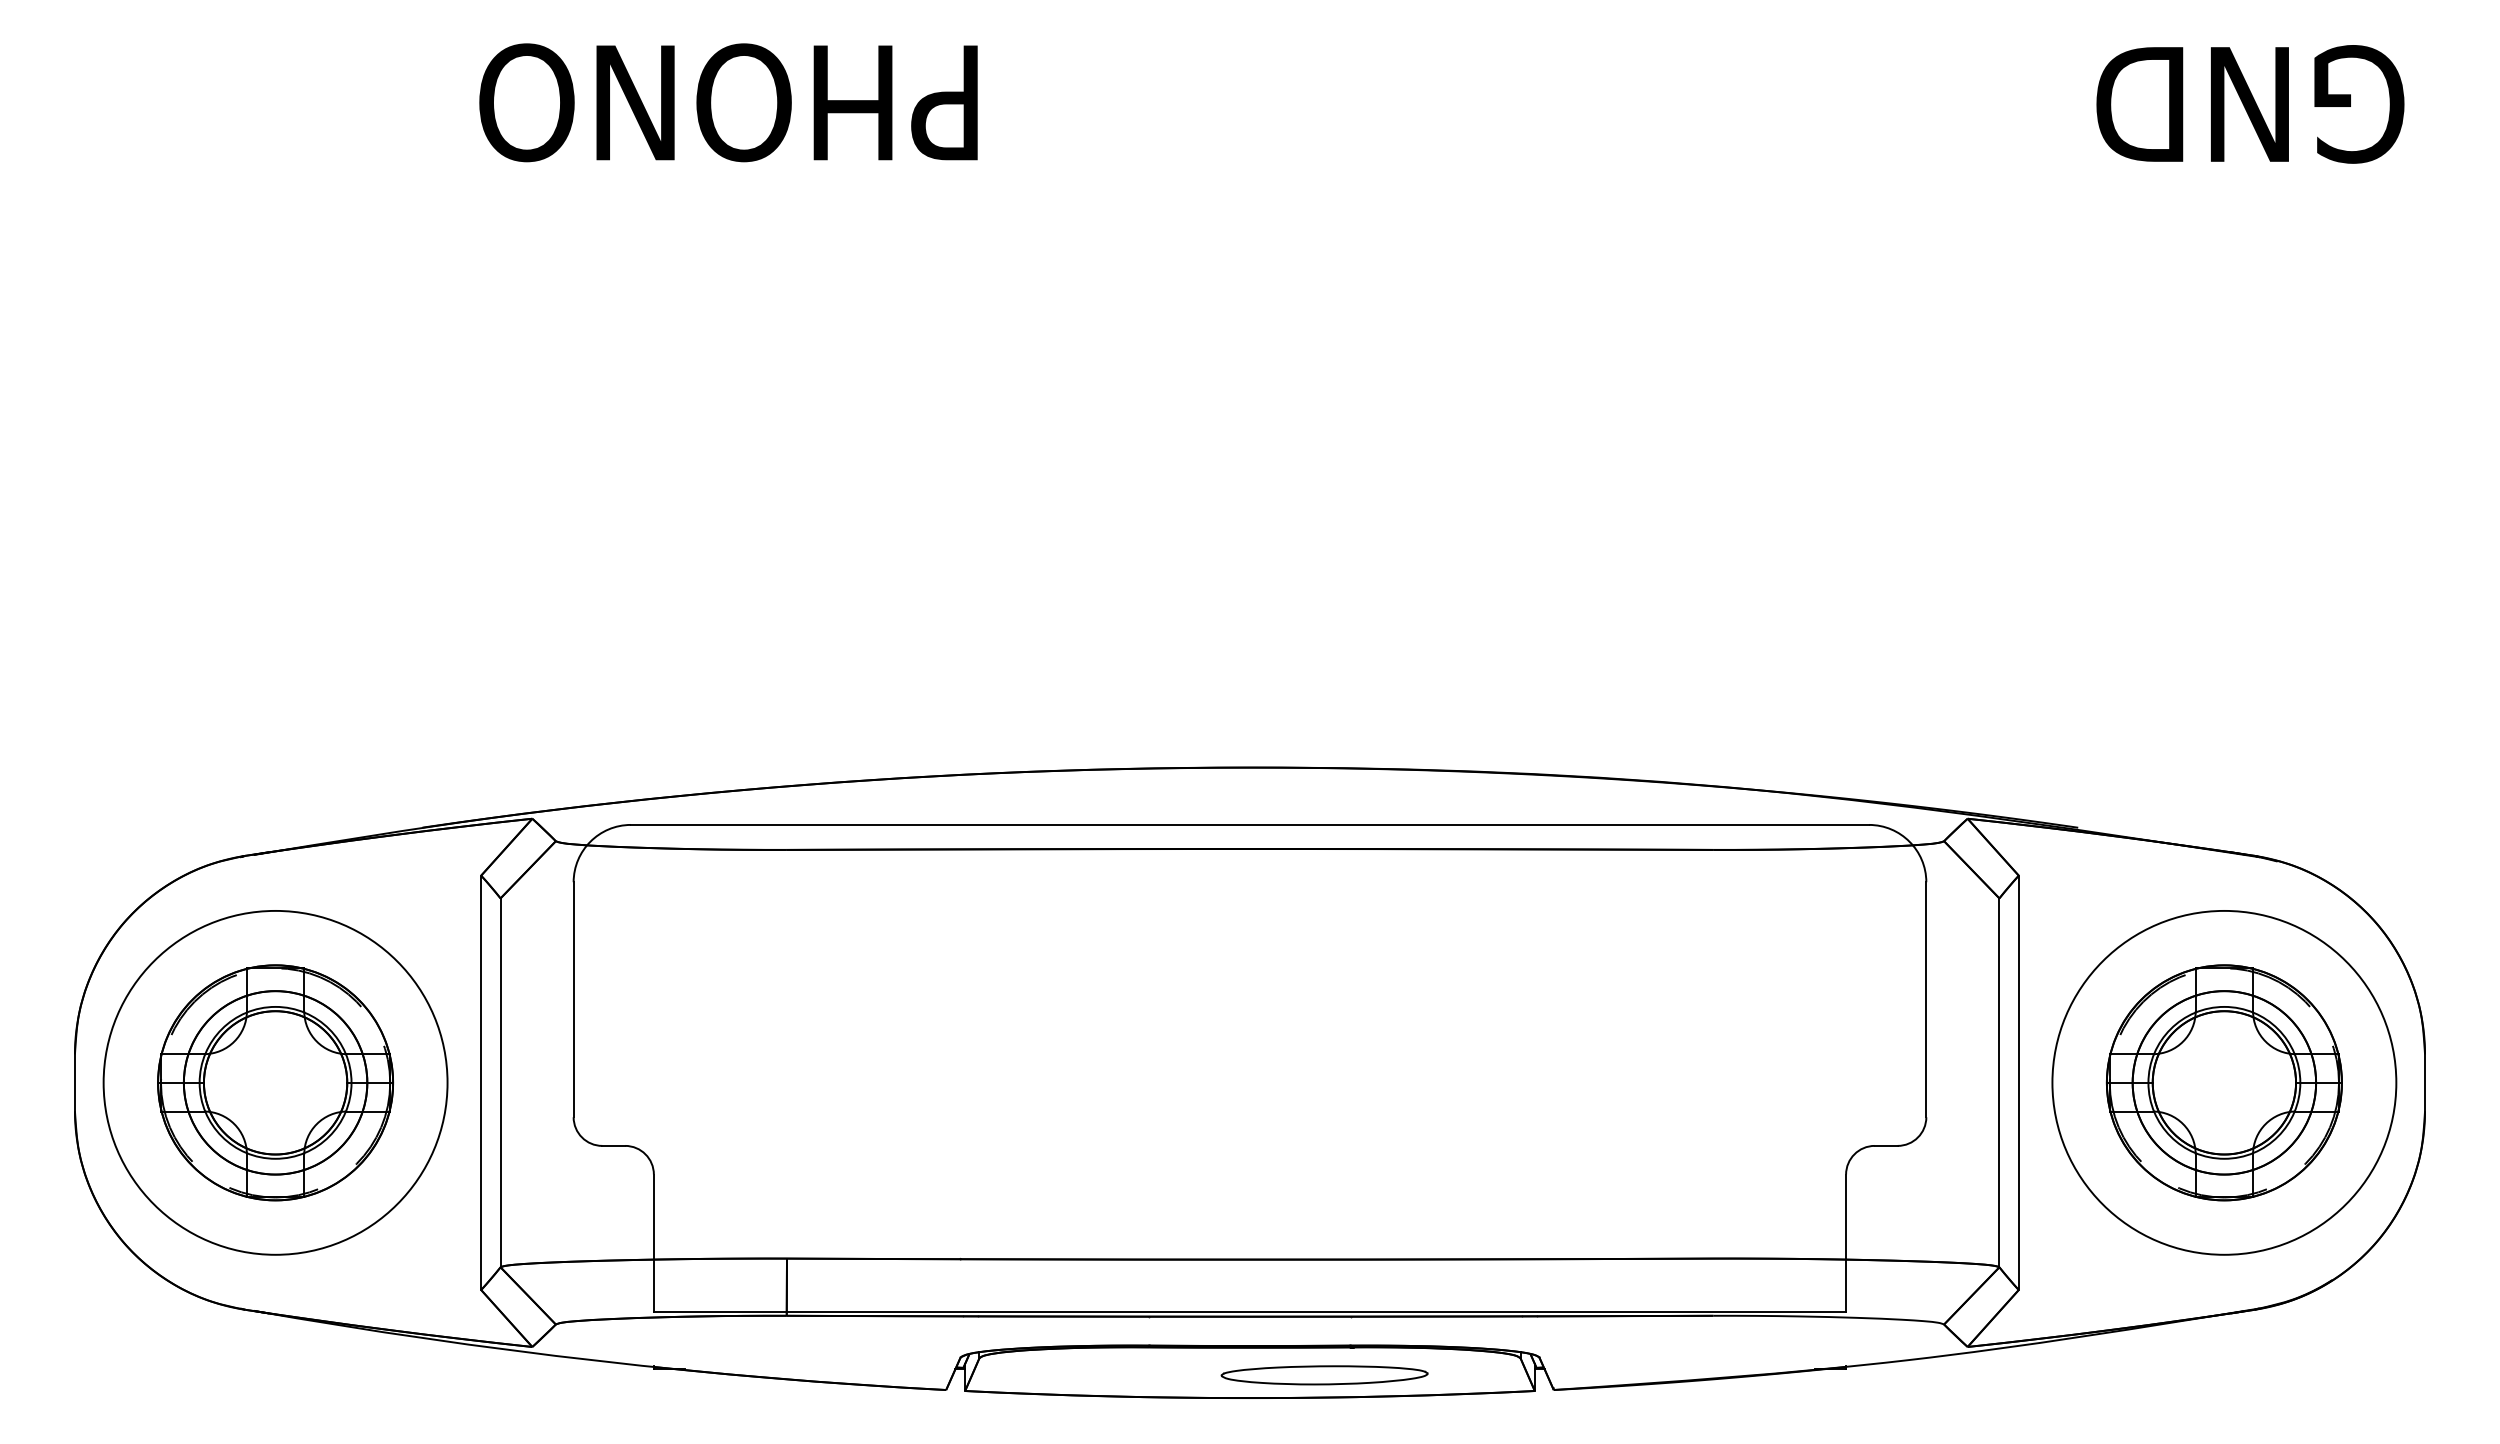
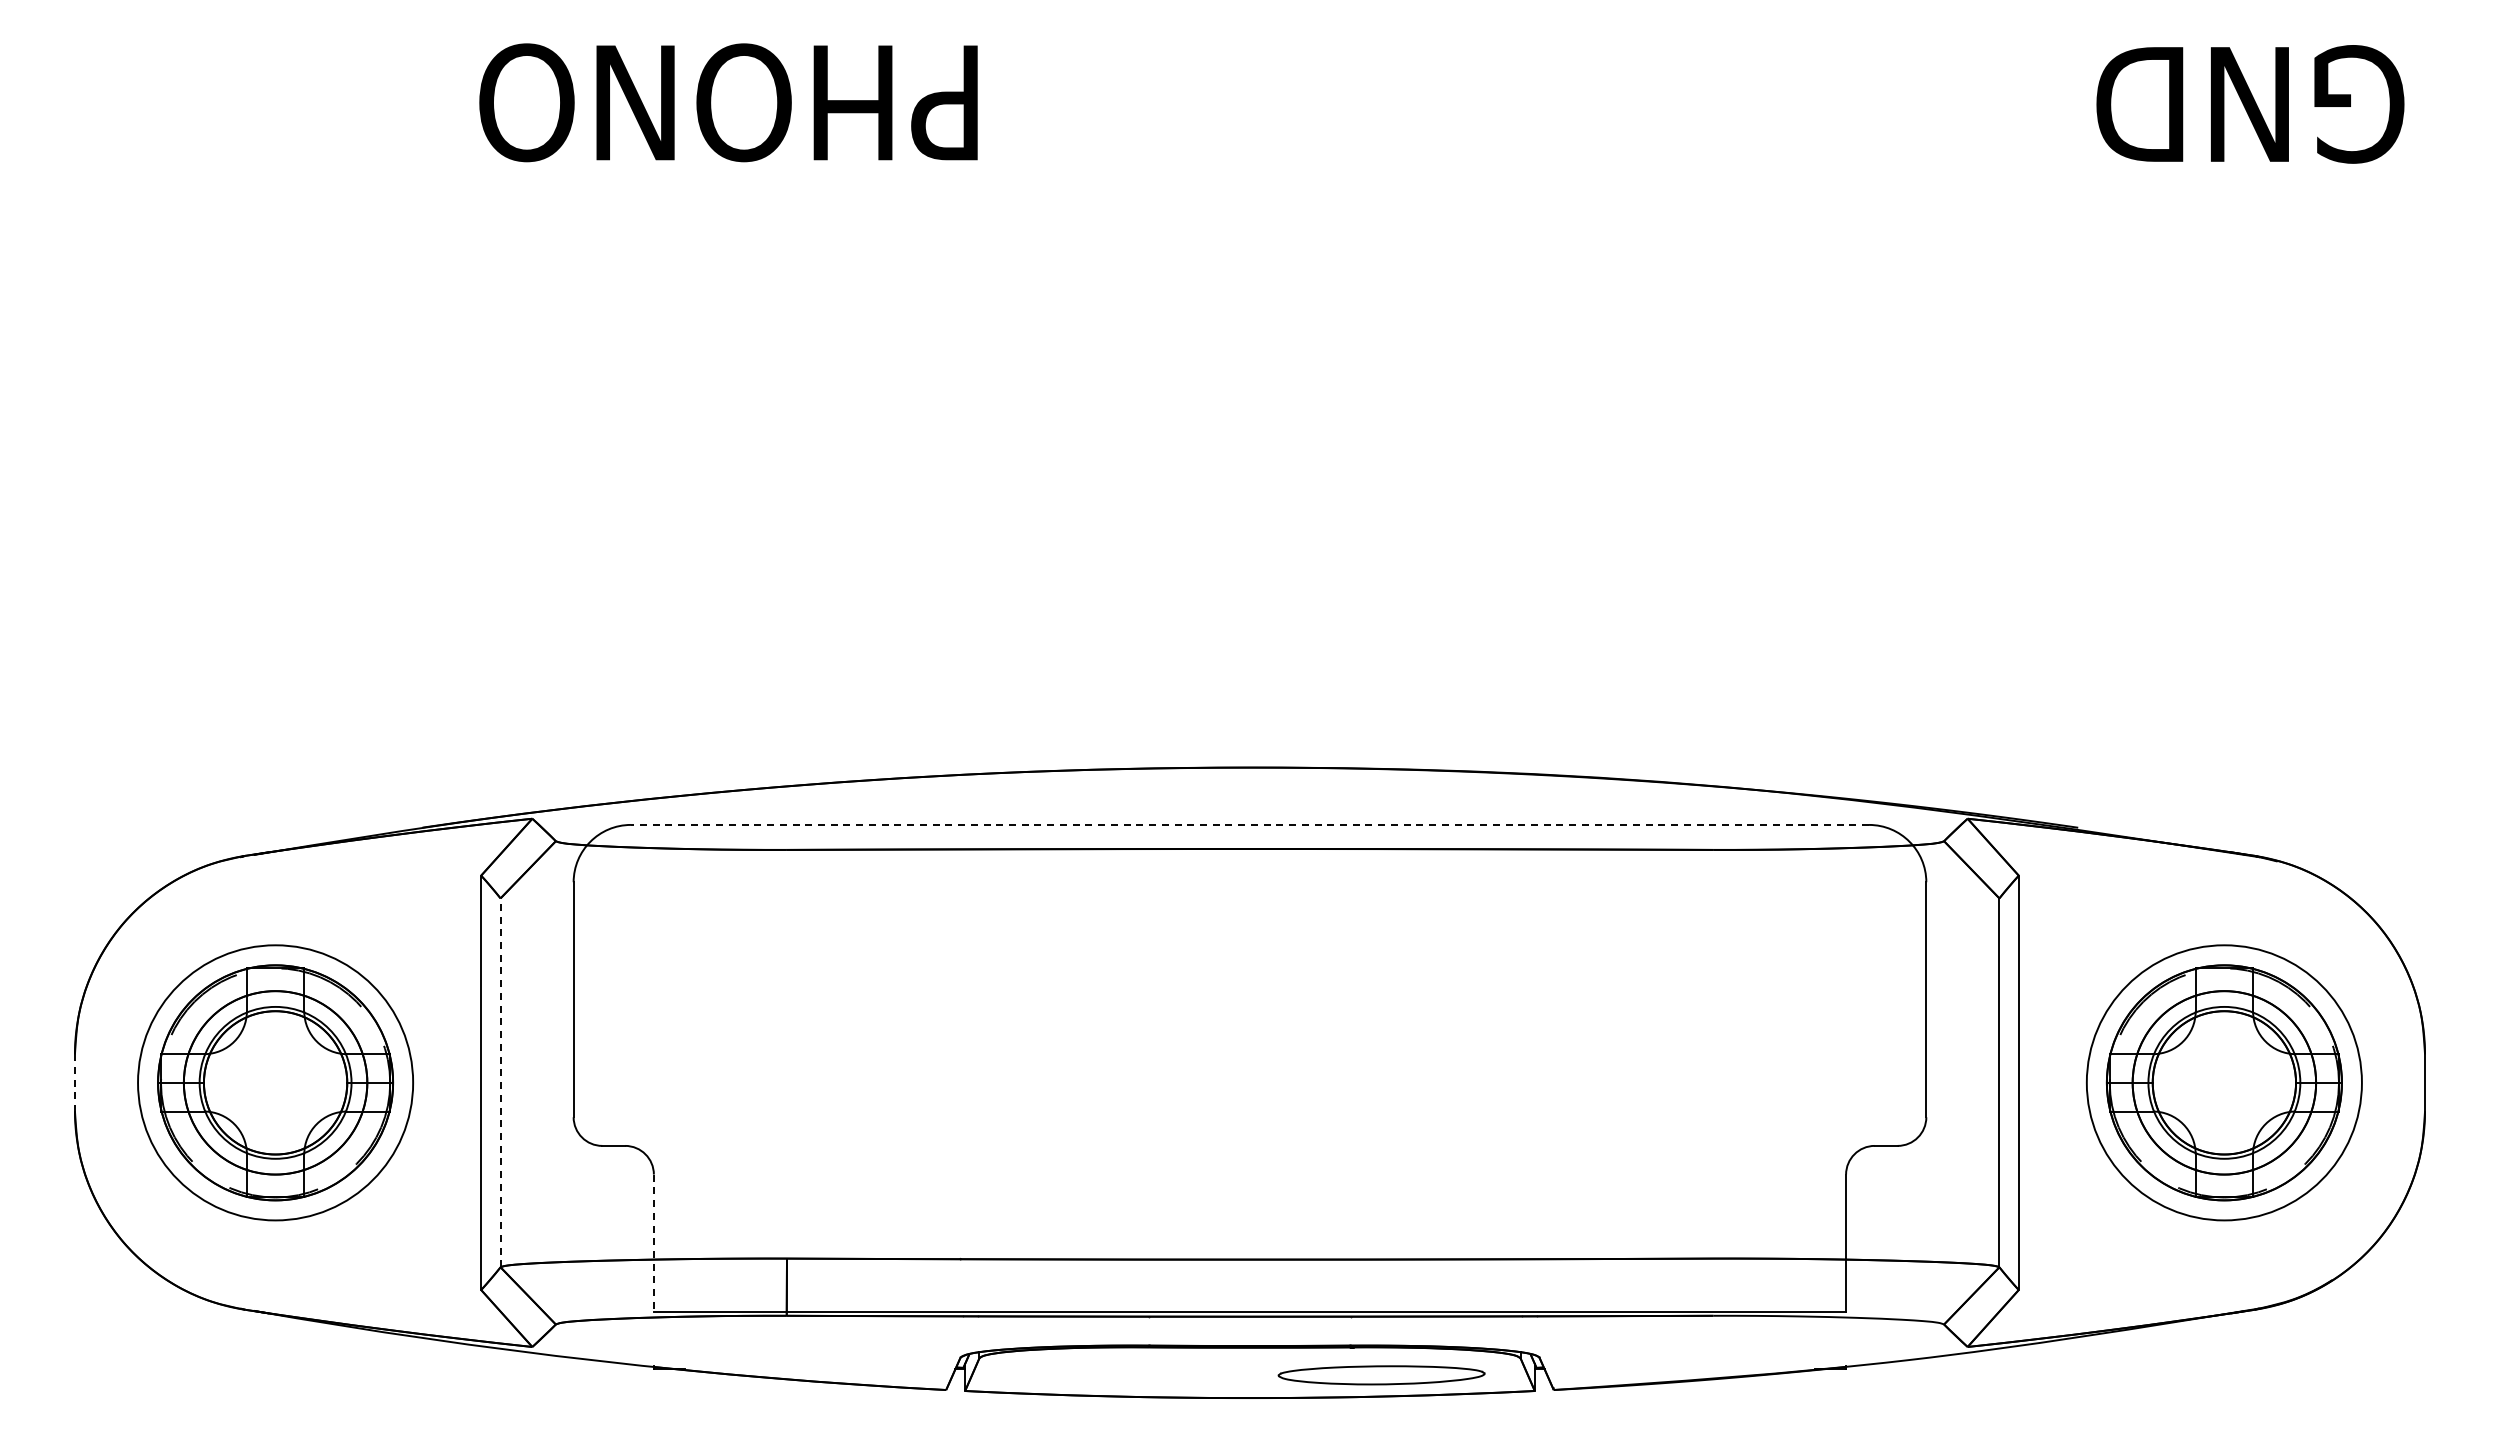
line: solid -> dashed (1249, 824)
line: solid -> dashed (74, 1082)
circle diameter: 344 px -> 275 px (275, 1082)
line: solid -> dashed (500, 1082)
circle diameter: 344 px -> 275 px (2223, 1082)
line: solid -> dashed (653, 1243)
part position: (1324, 1375) -> (1381, 1375) (1381, 1375)
